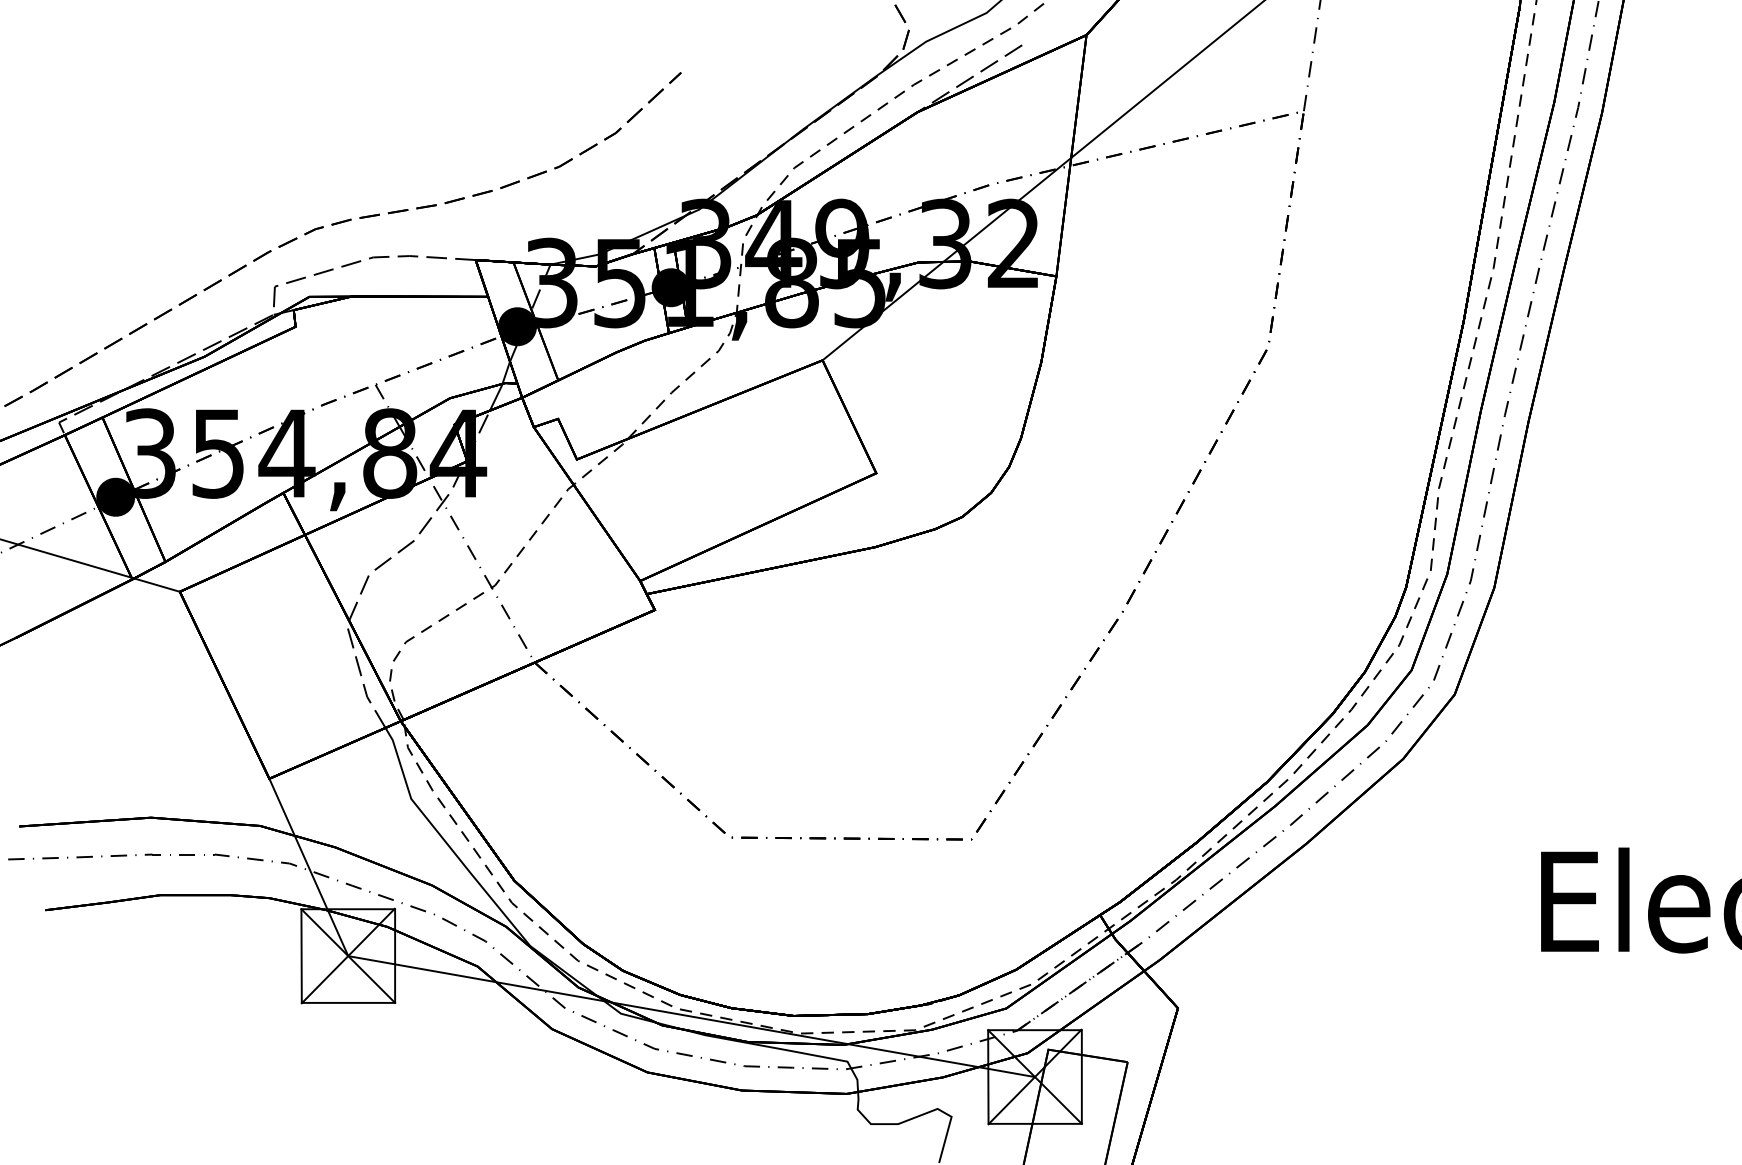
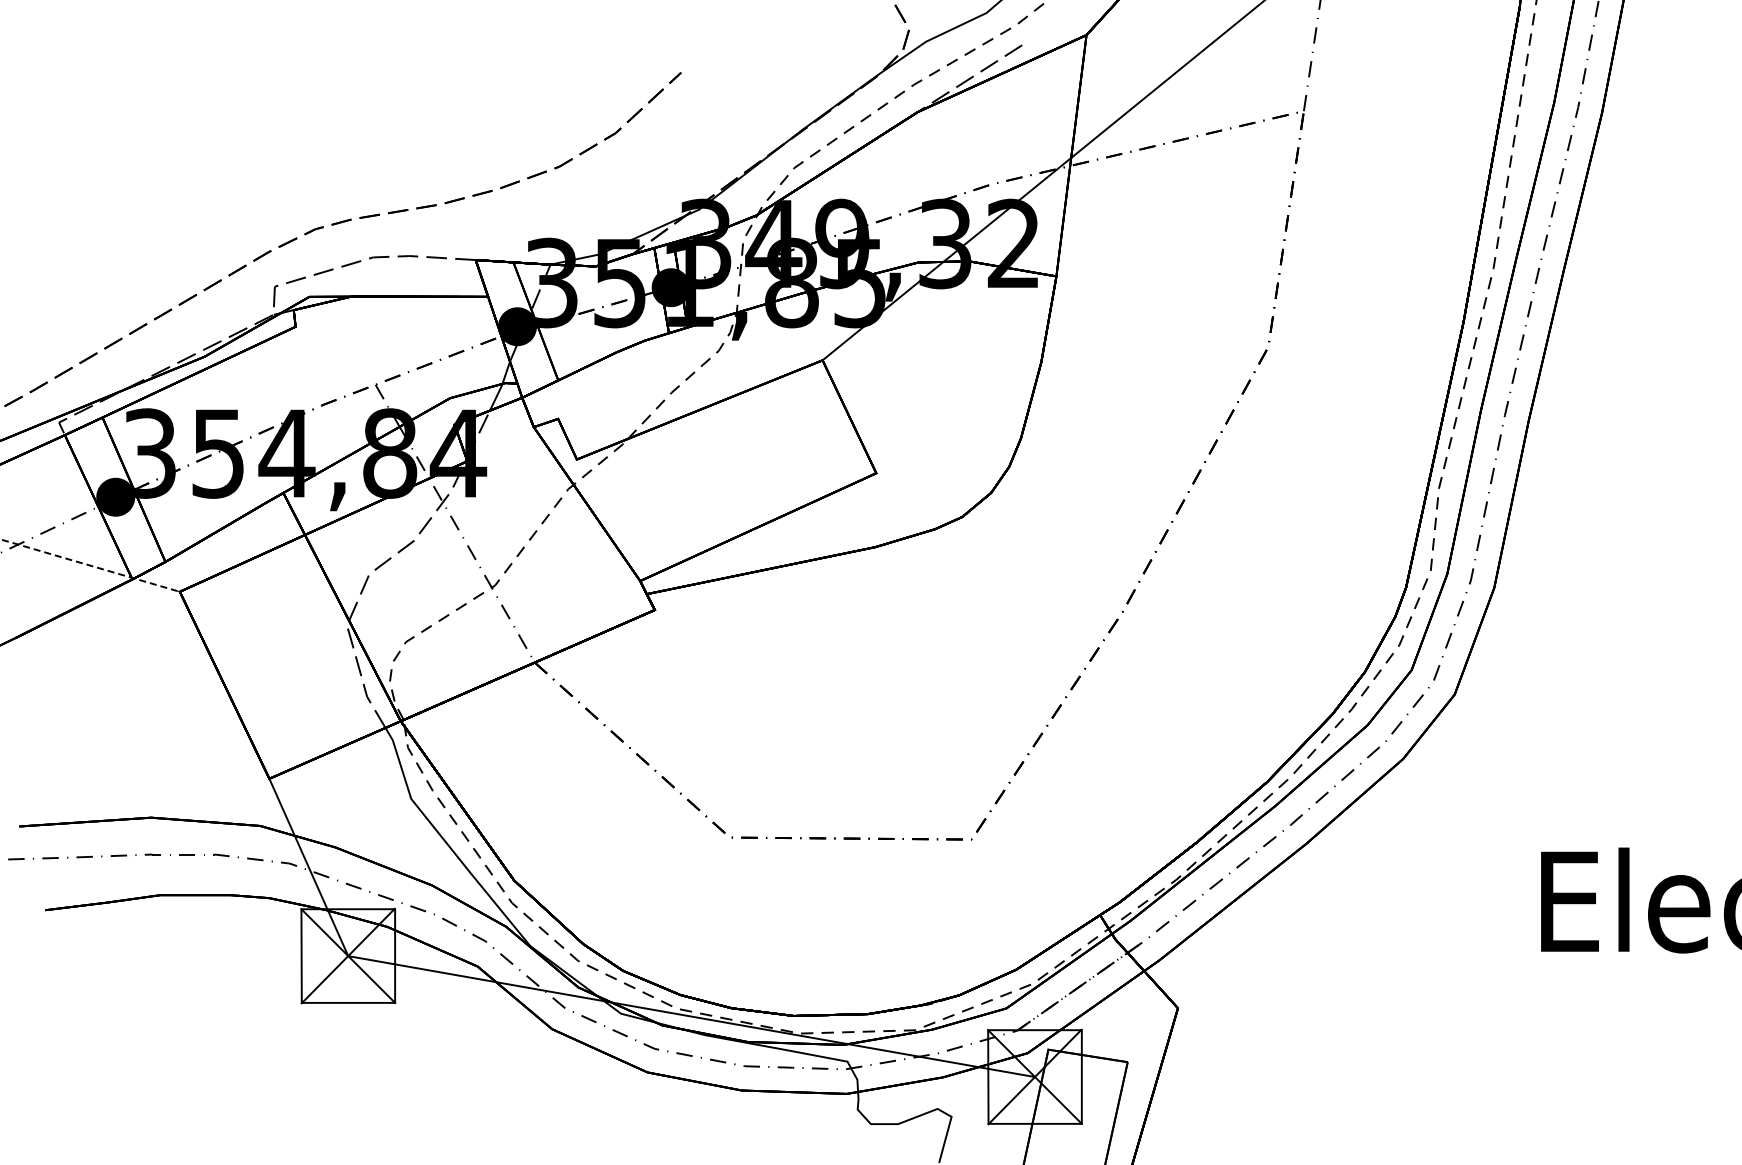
line: solid -> dashed (90, 565)
